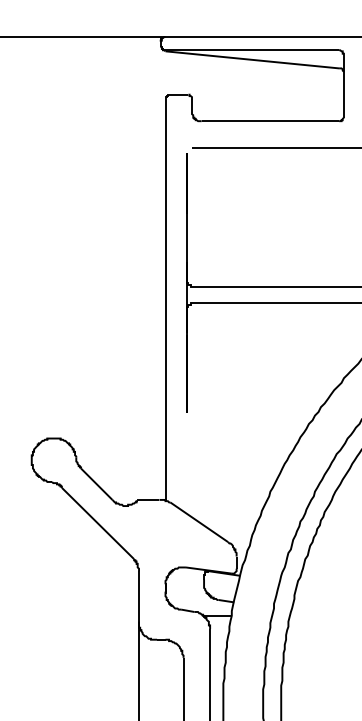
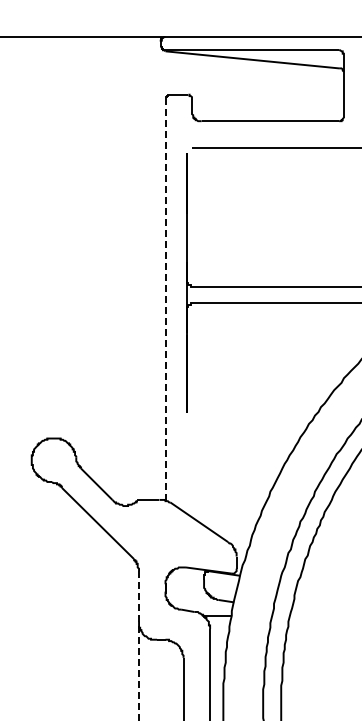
line: solid -> dashed (165, 300)
line: solid -> dashed (139, 646)
